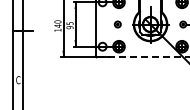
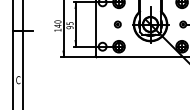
line: dashed -> solid (143, 57)
